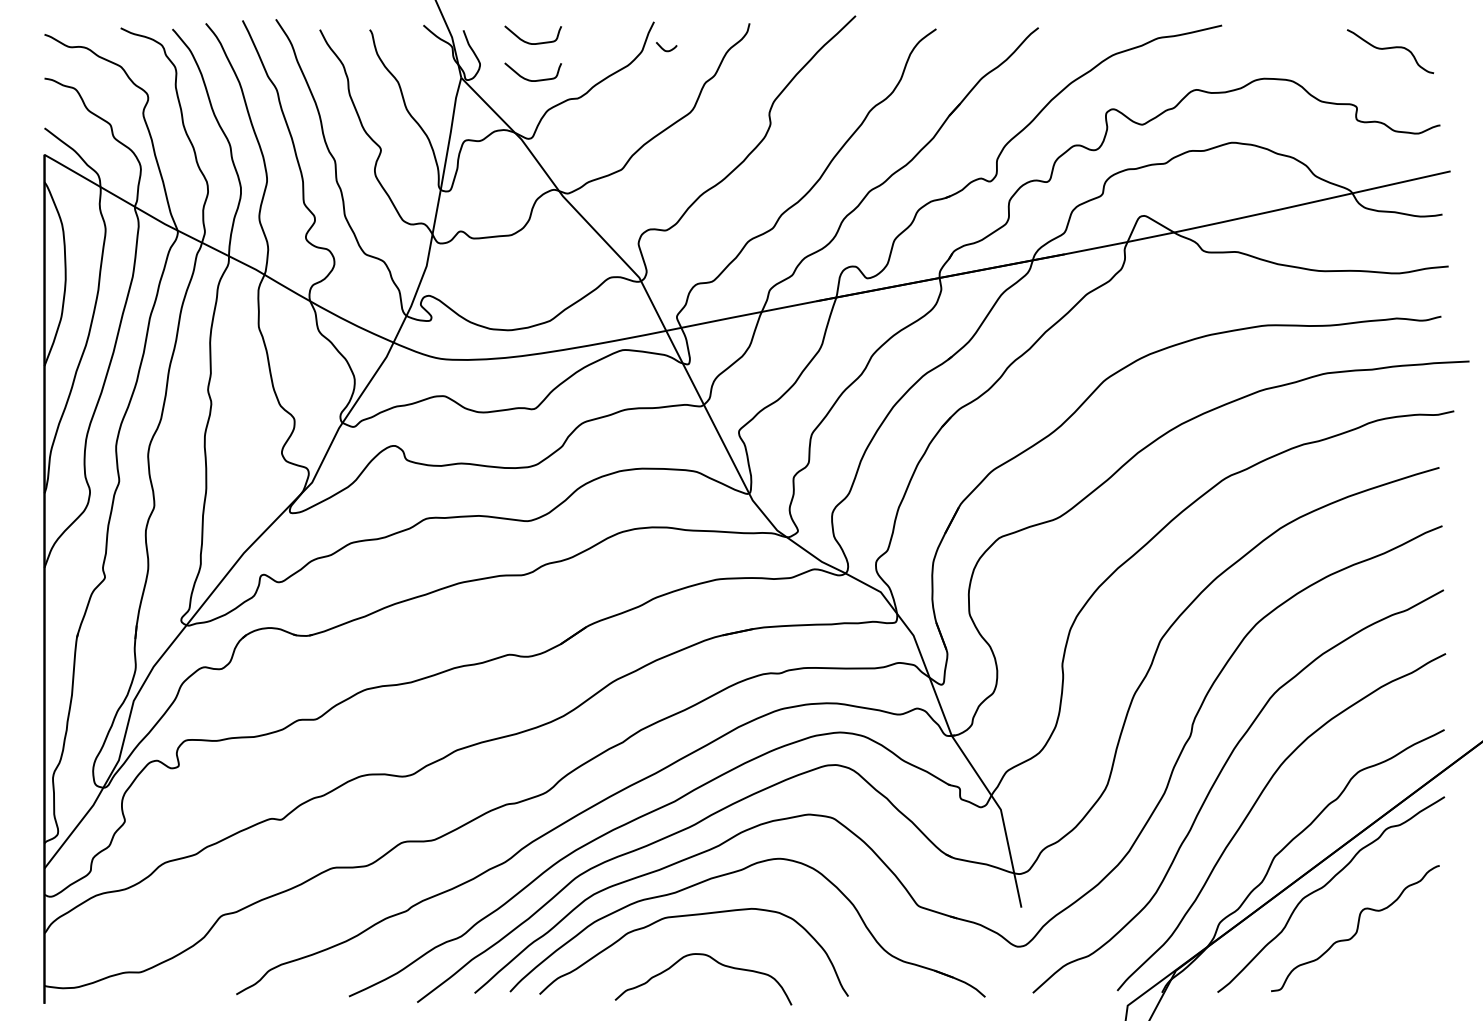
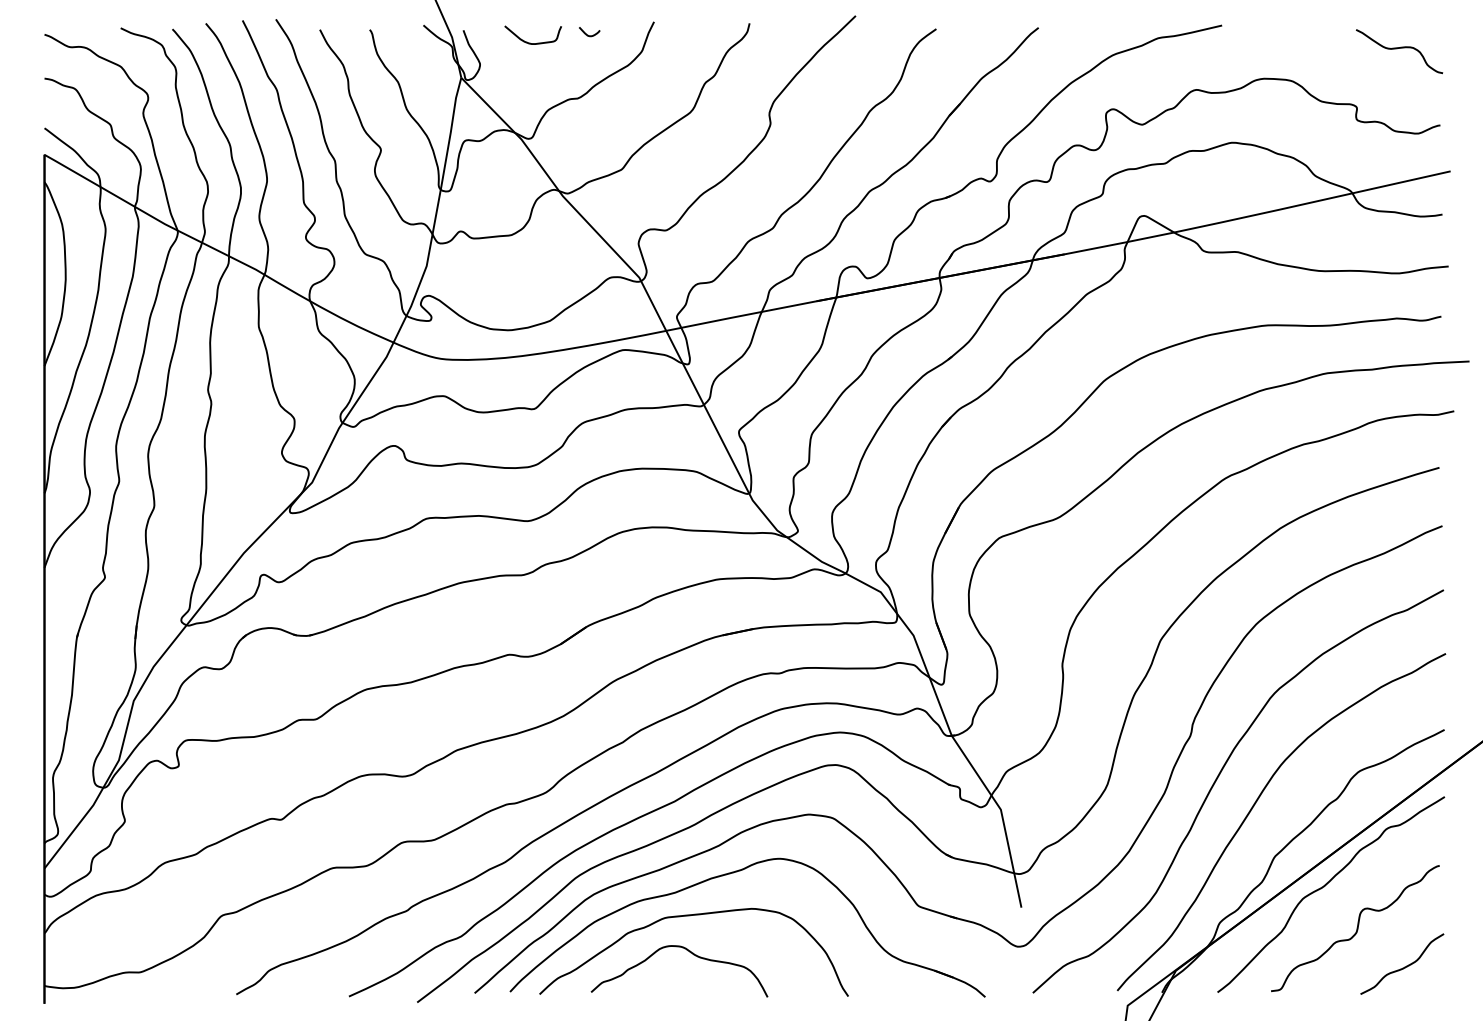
curve position: (664, 49) -> (587, 34) (587, 34)
curve position: (1388, 49) -> (1397, 49) (1397, 49)
curve: present -> none (530, 79)
curve position: (714, 961) -> (690, 953) (690, 953)
curve: none -> present (1404, 966)
